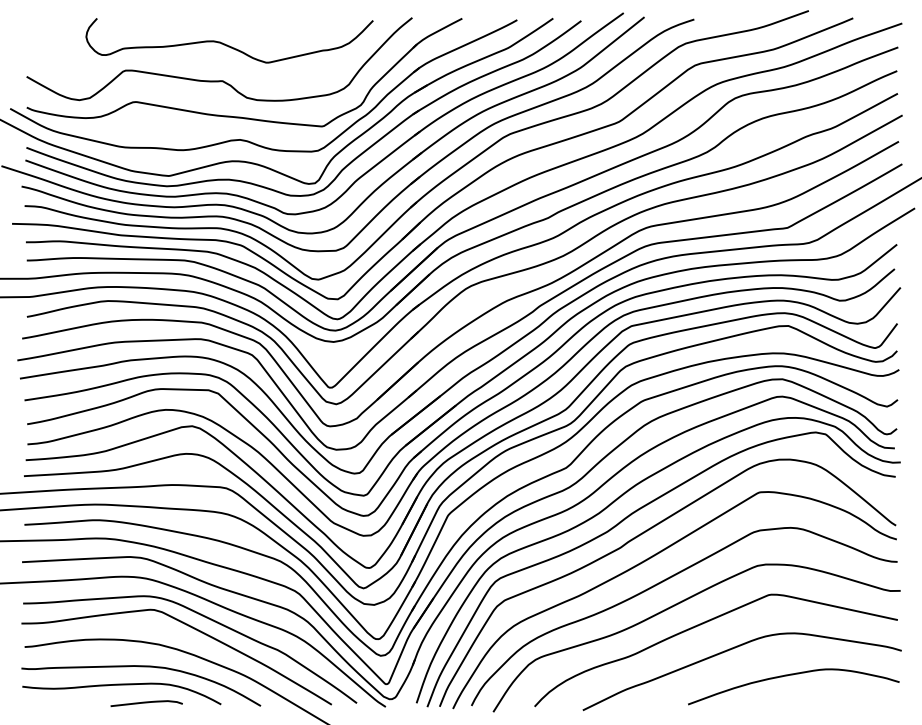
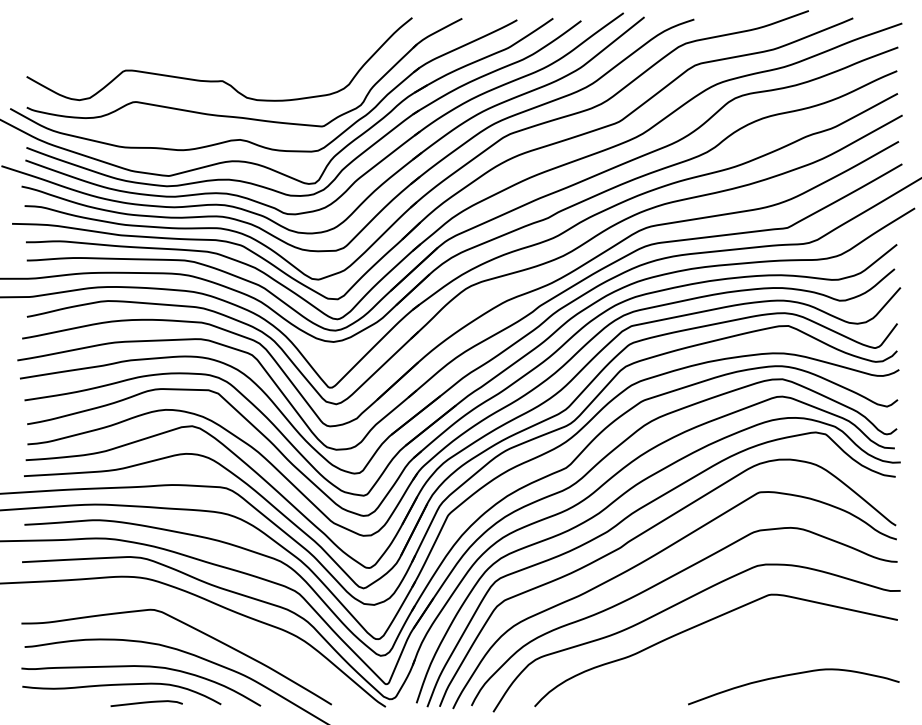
curve: present -> none (227, 44)
curve: present -> none (206, 618)
curve: present -> none (730, 650)
